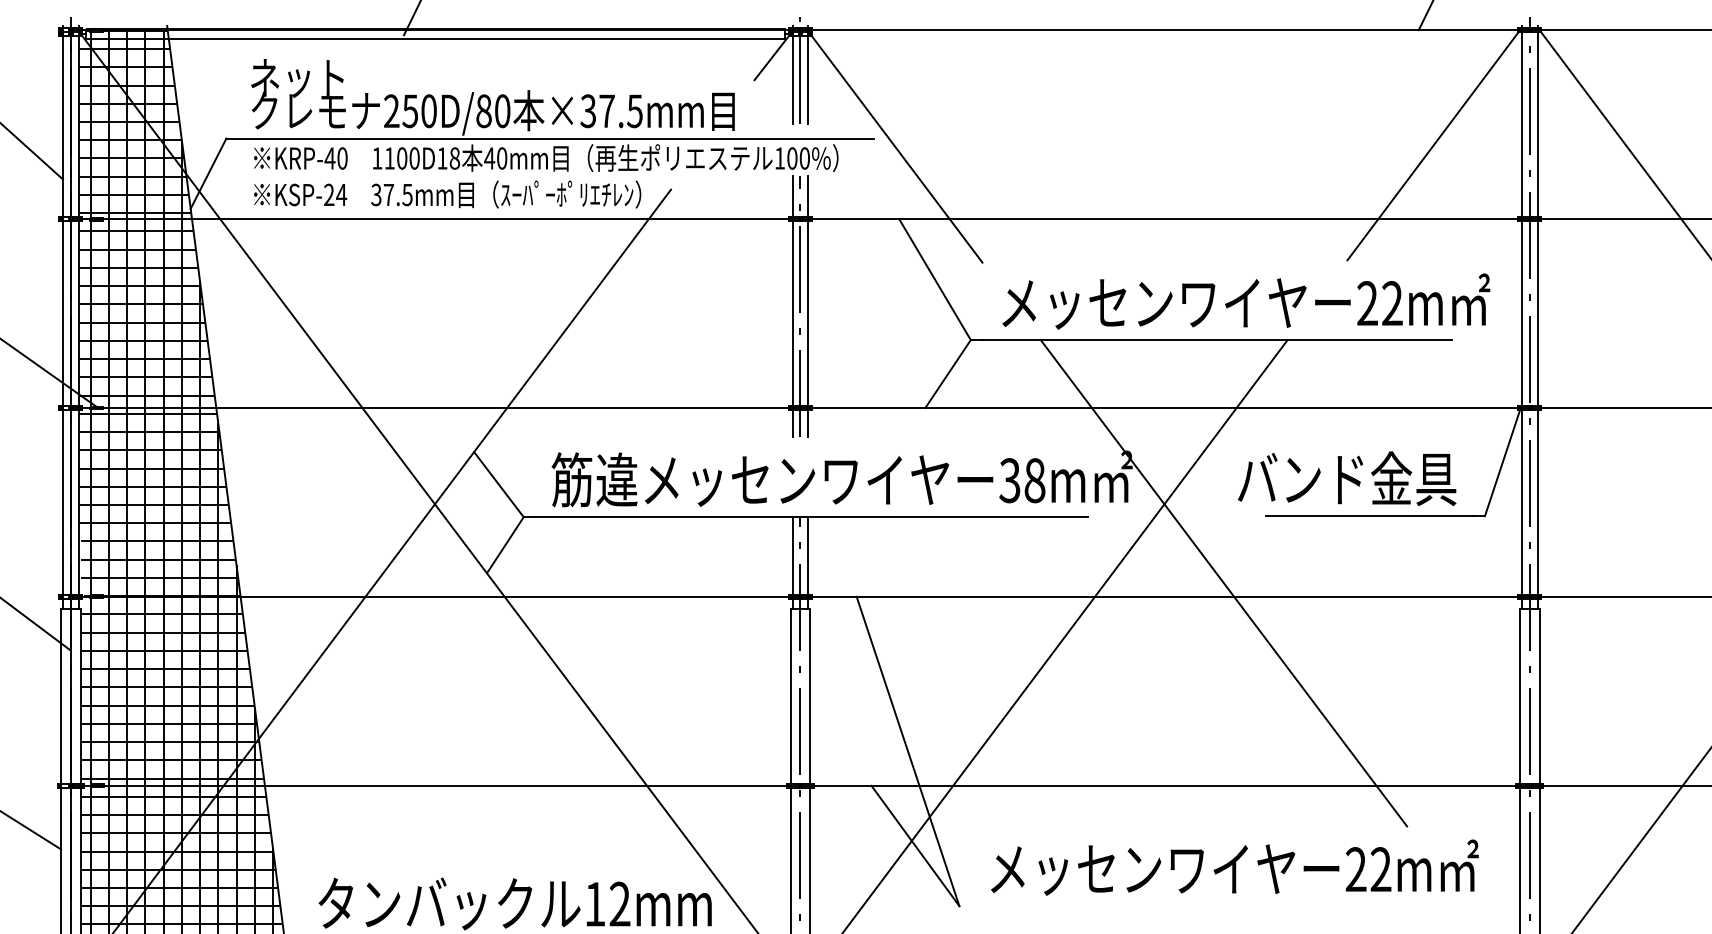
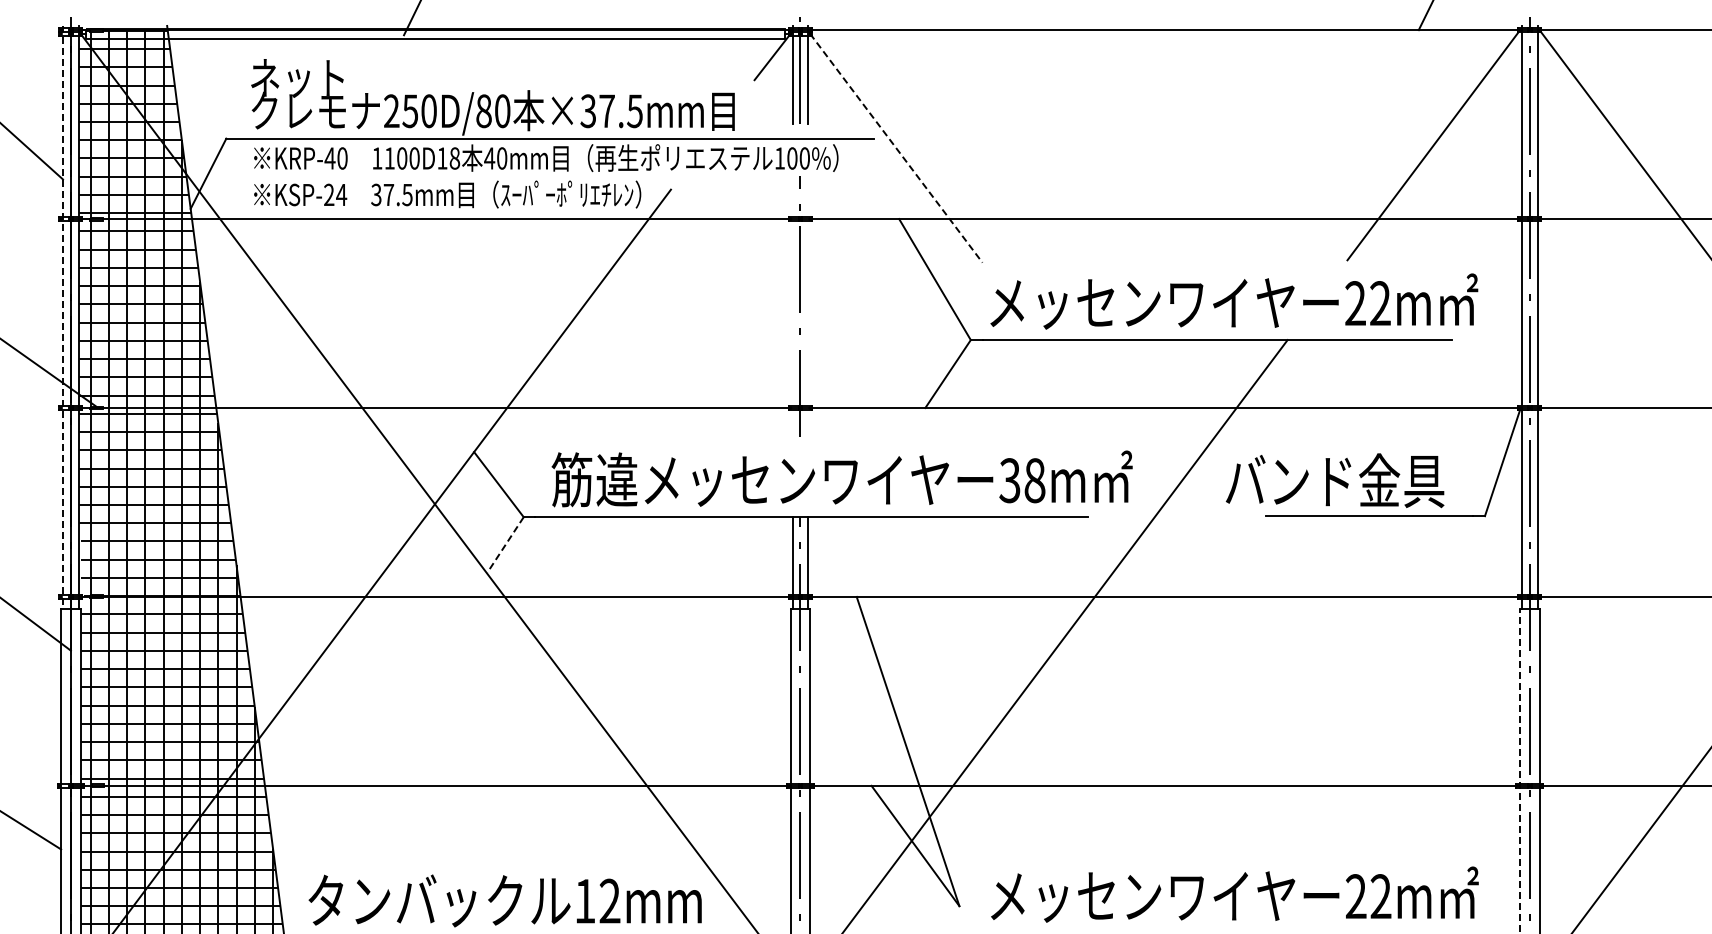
line: solid -> dashed (896, 148)
text position: (1246, 301) -> (1234, 301) (1234, 301)
line: present -> none (792, 306)
line: present -> none (808, 306)
line: solid -> dashed (63, 317)
text position: (1346, 478) -> (1334, 480) (1334, 480)
line: solid -> dashed (505, 545)
line: present -> none (1223, 583)
line: solid -> dashed (1520, 771)
text position: (1234, 867) -> (1234, 894) (1234, 894)
text position: (514, 903) -> (504, 900) (504, 900)
